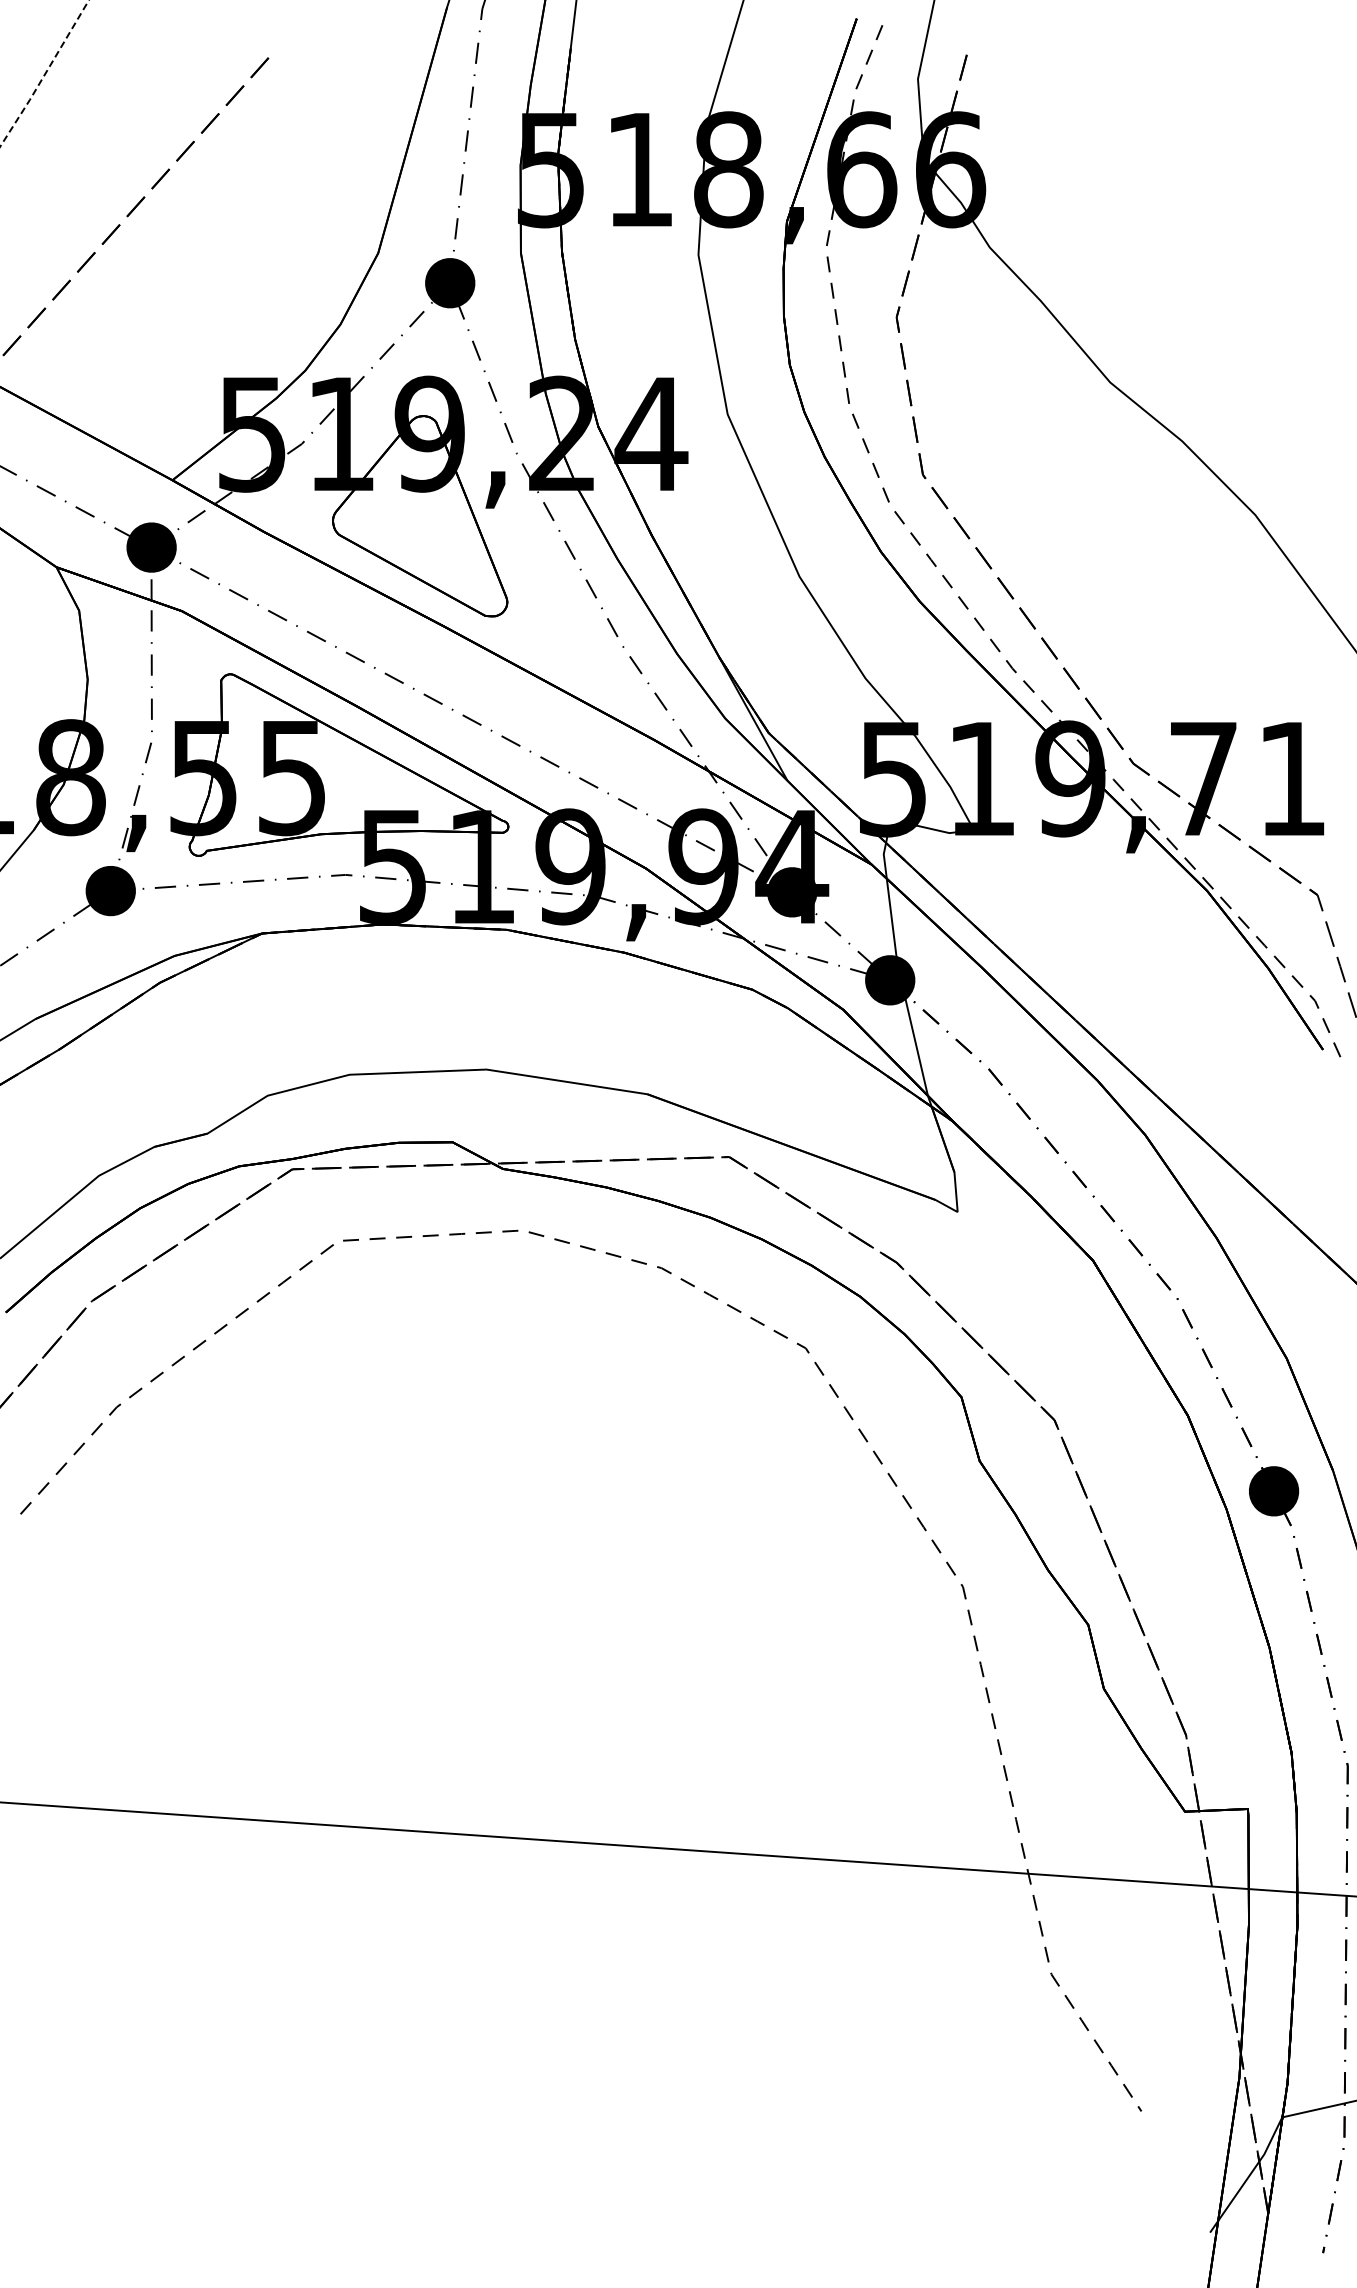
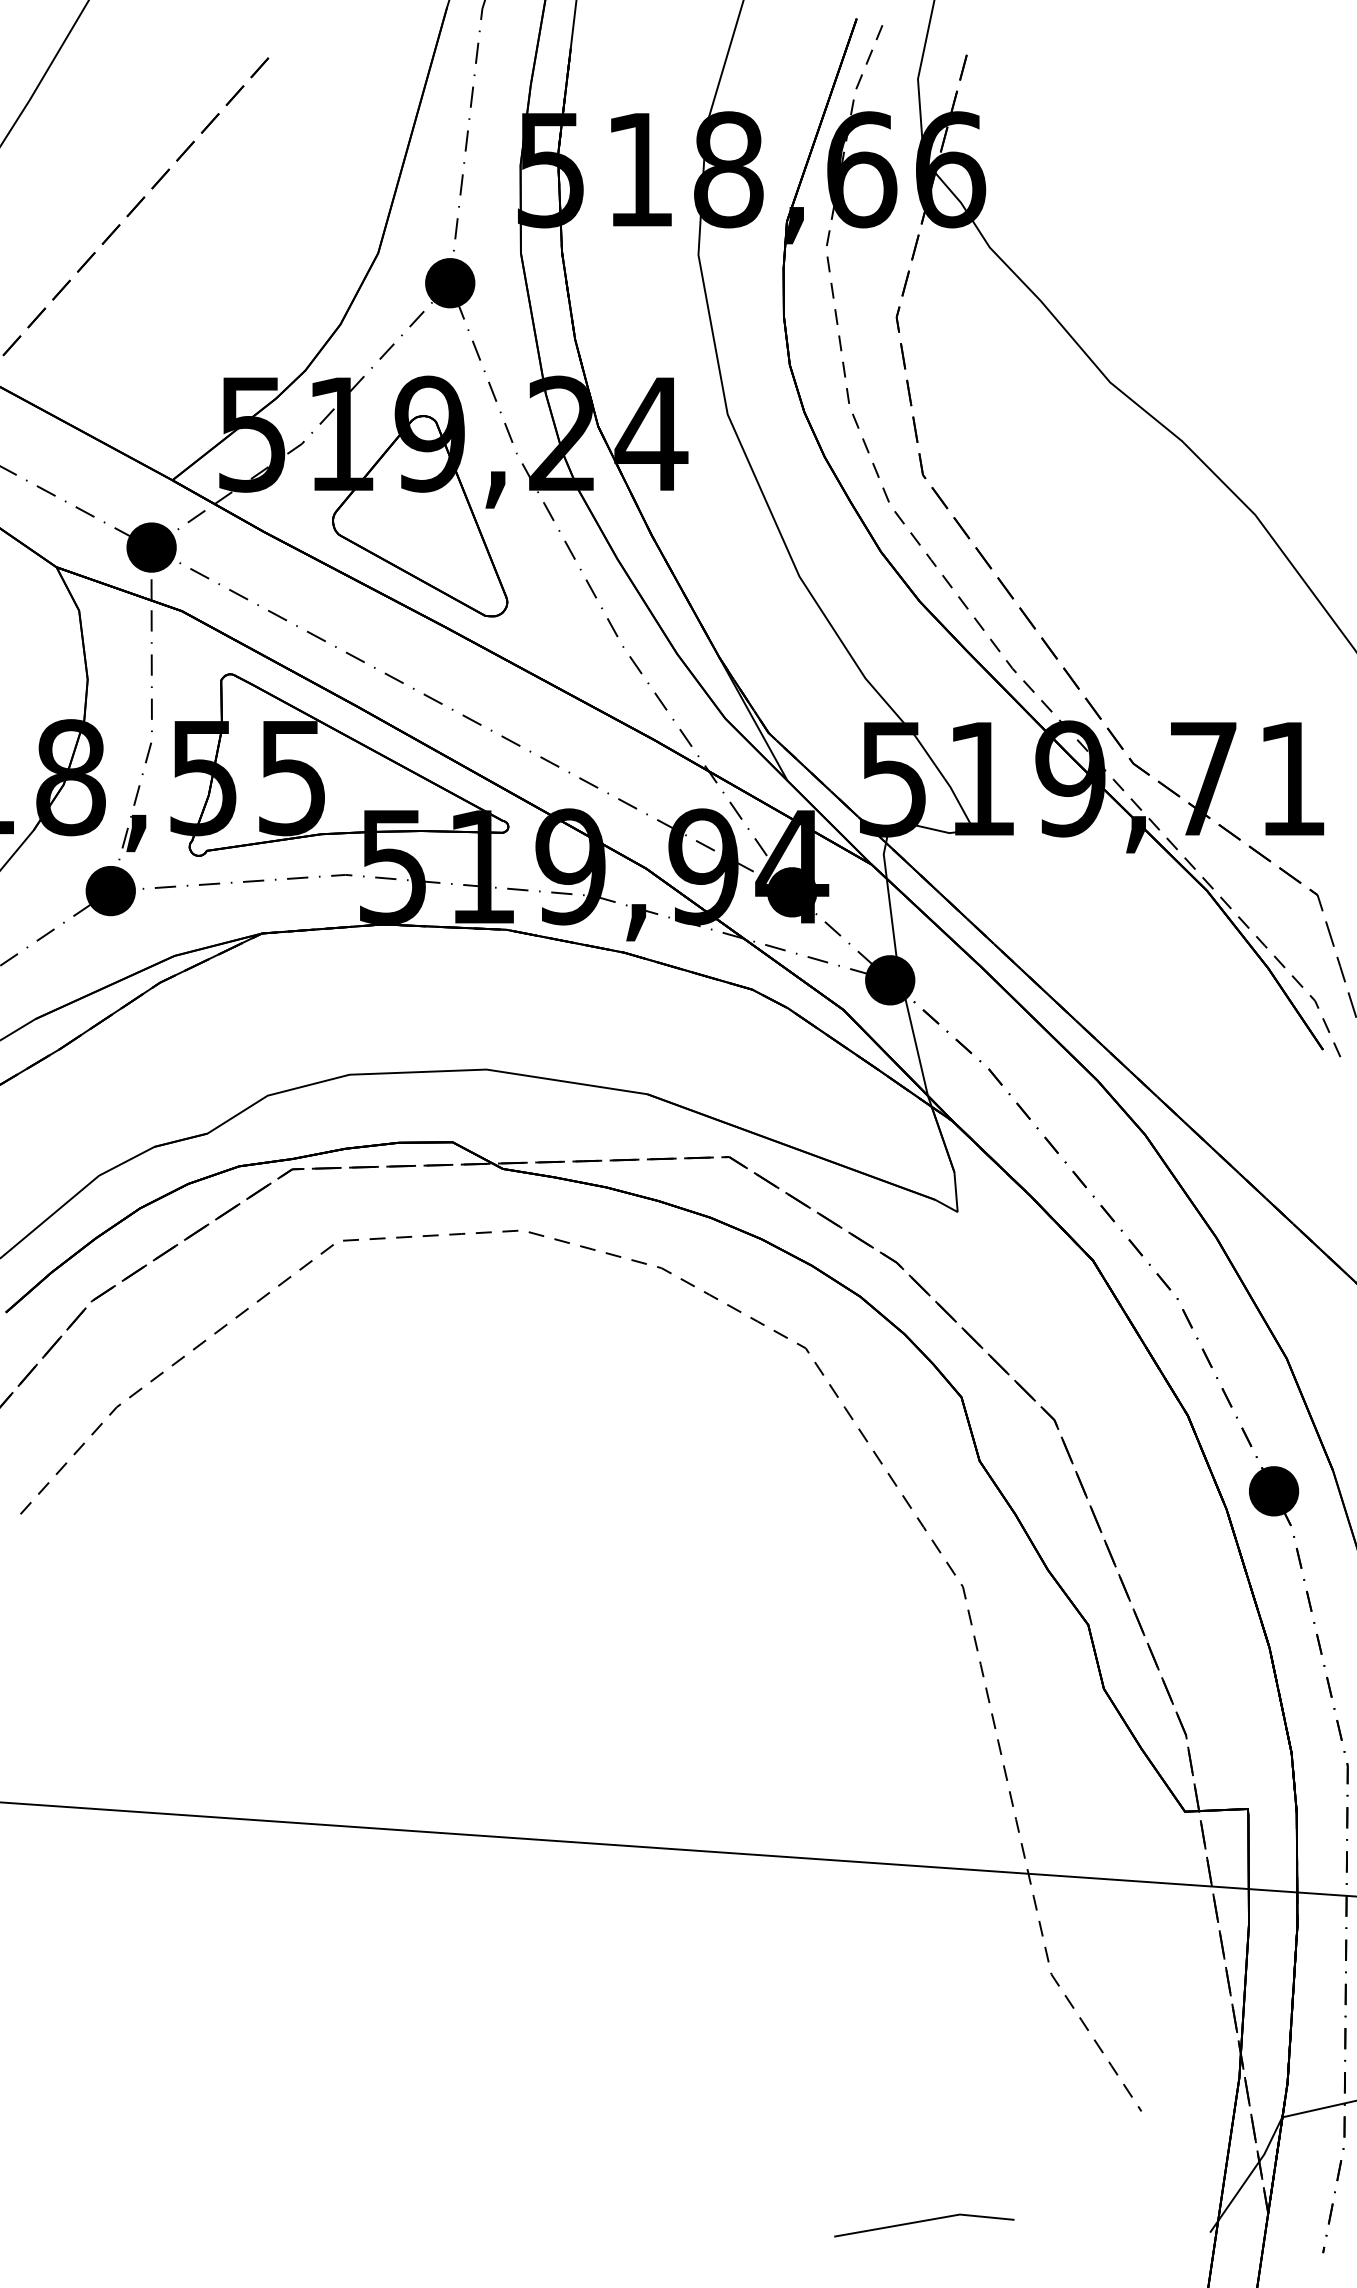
line: dashed -> solid (45, 74)
line: none -> present (922, 2222)
